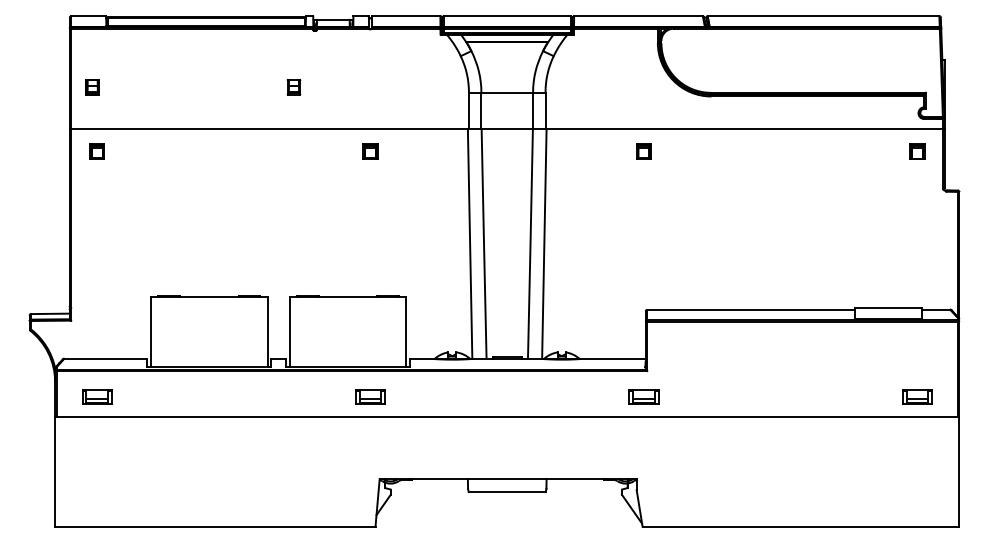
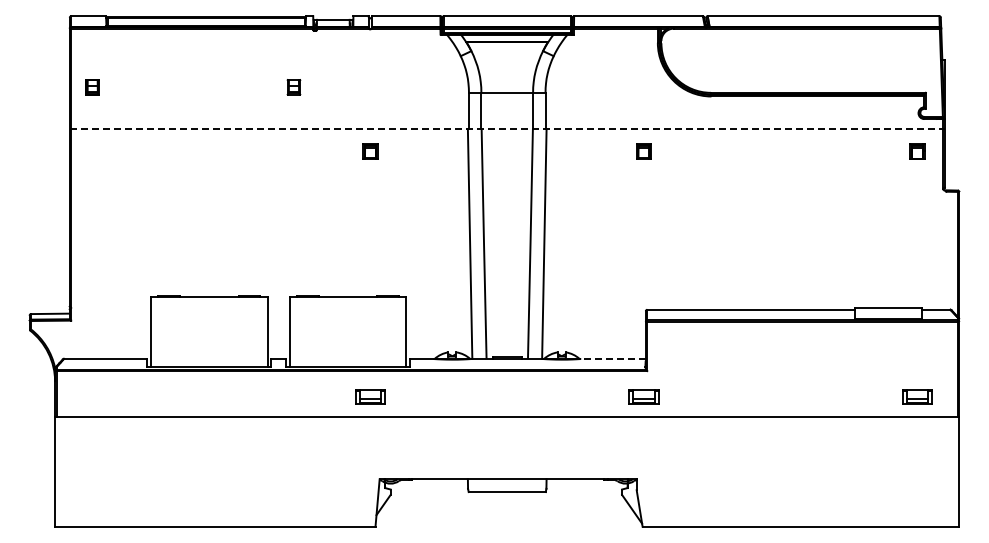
line: solid -> dashed (507, 129)
part: present -> none (96, 151)
line: solid -> dashed (613, 359)
part: present -> none (97, 396)
